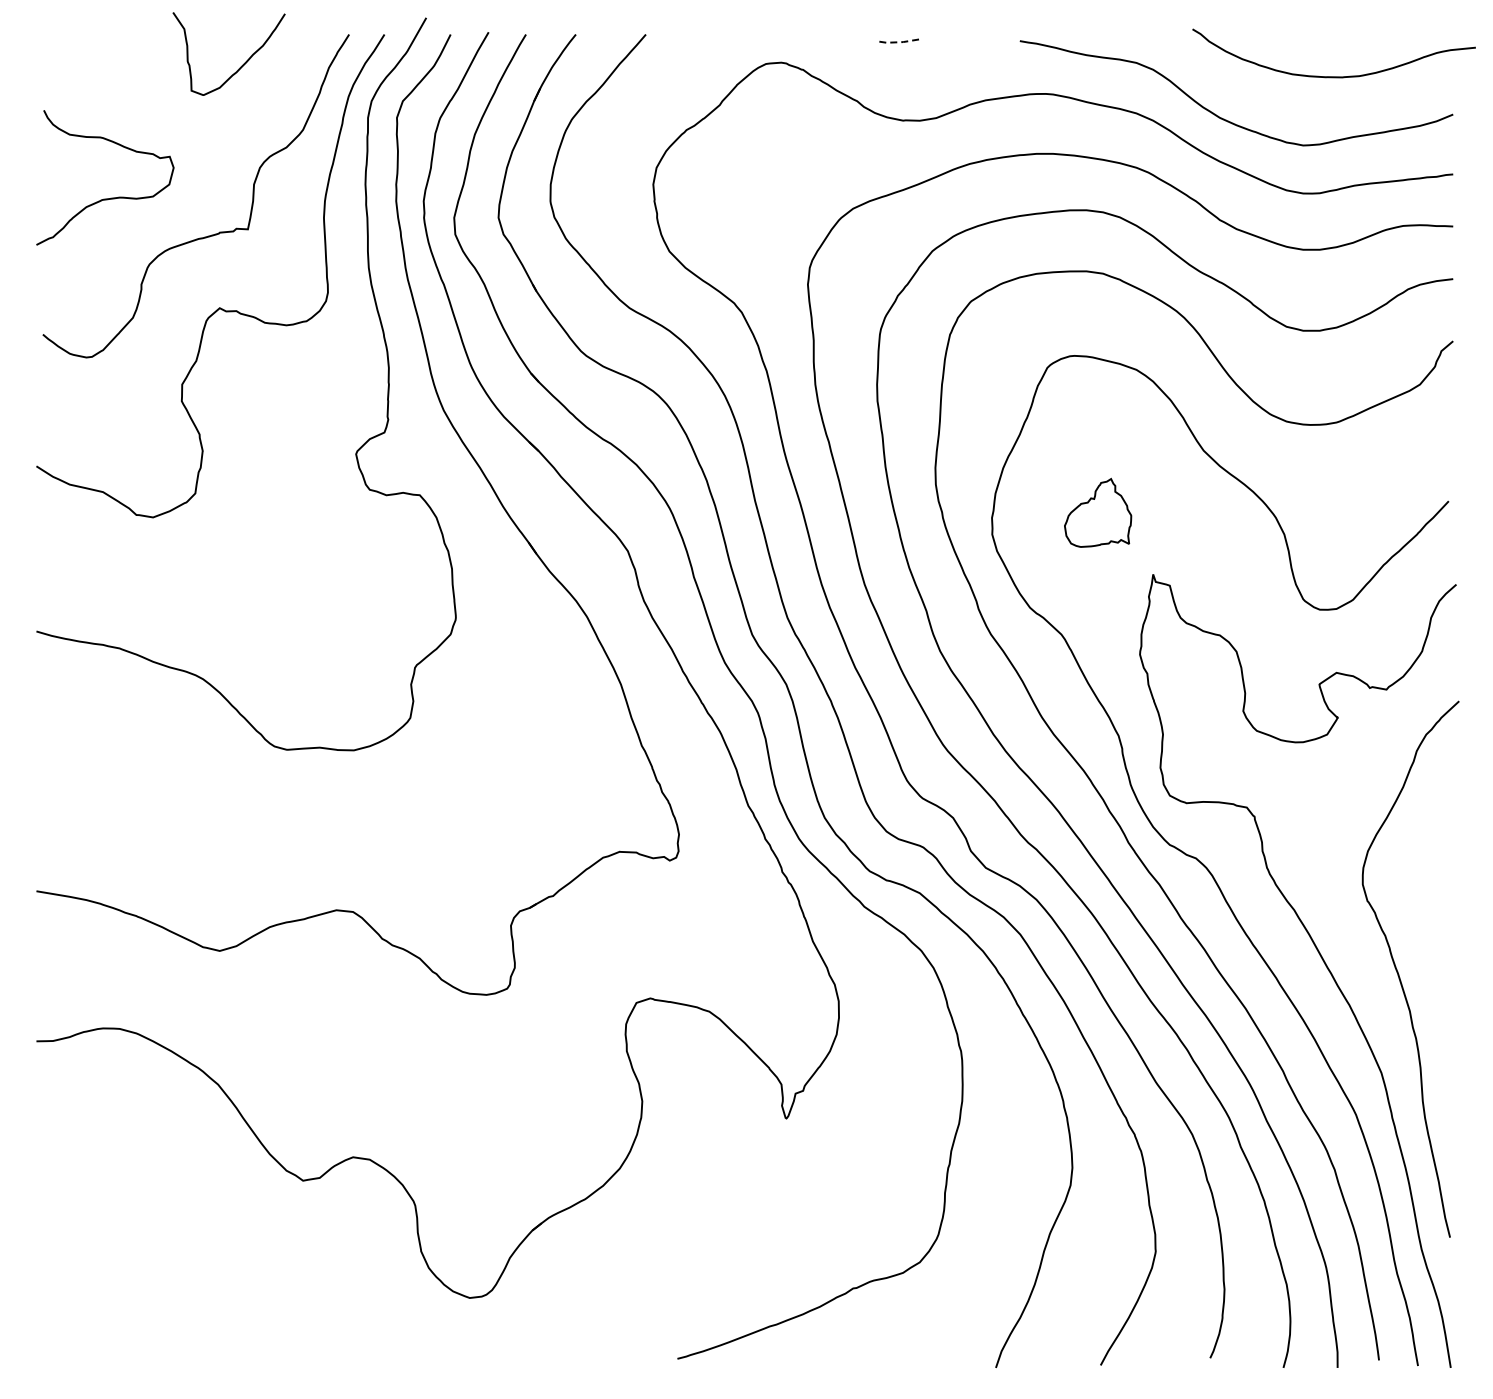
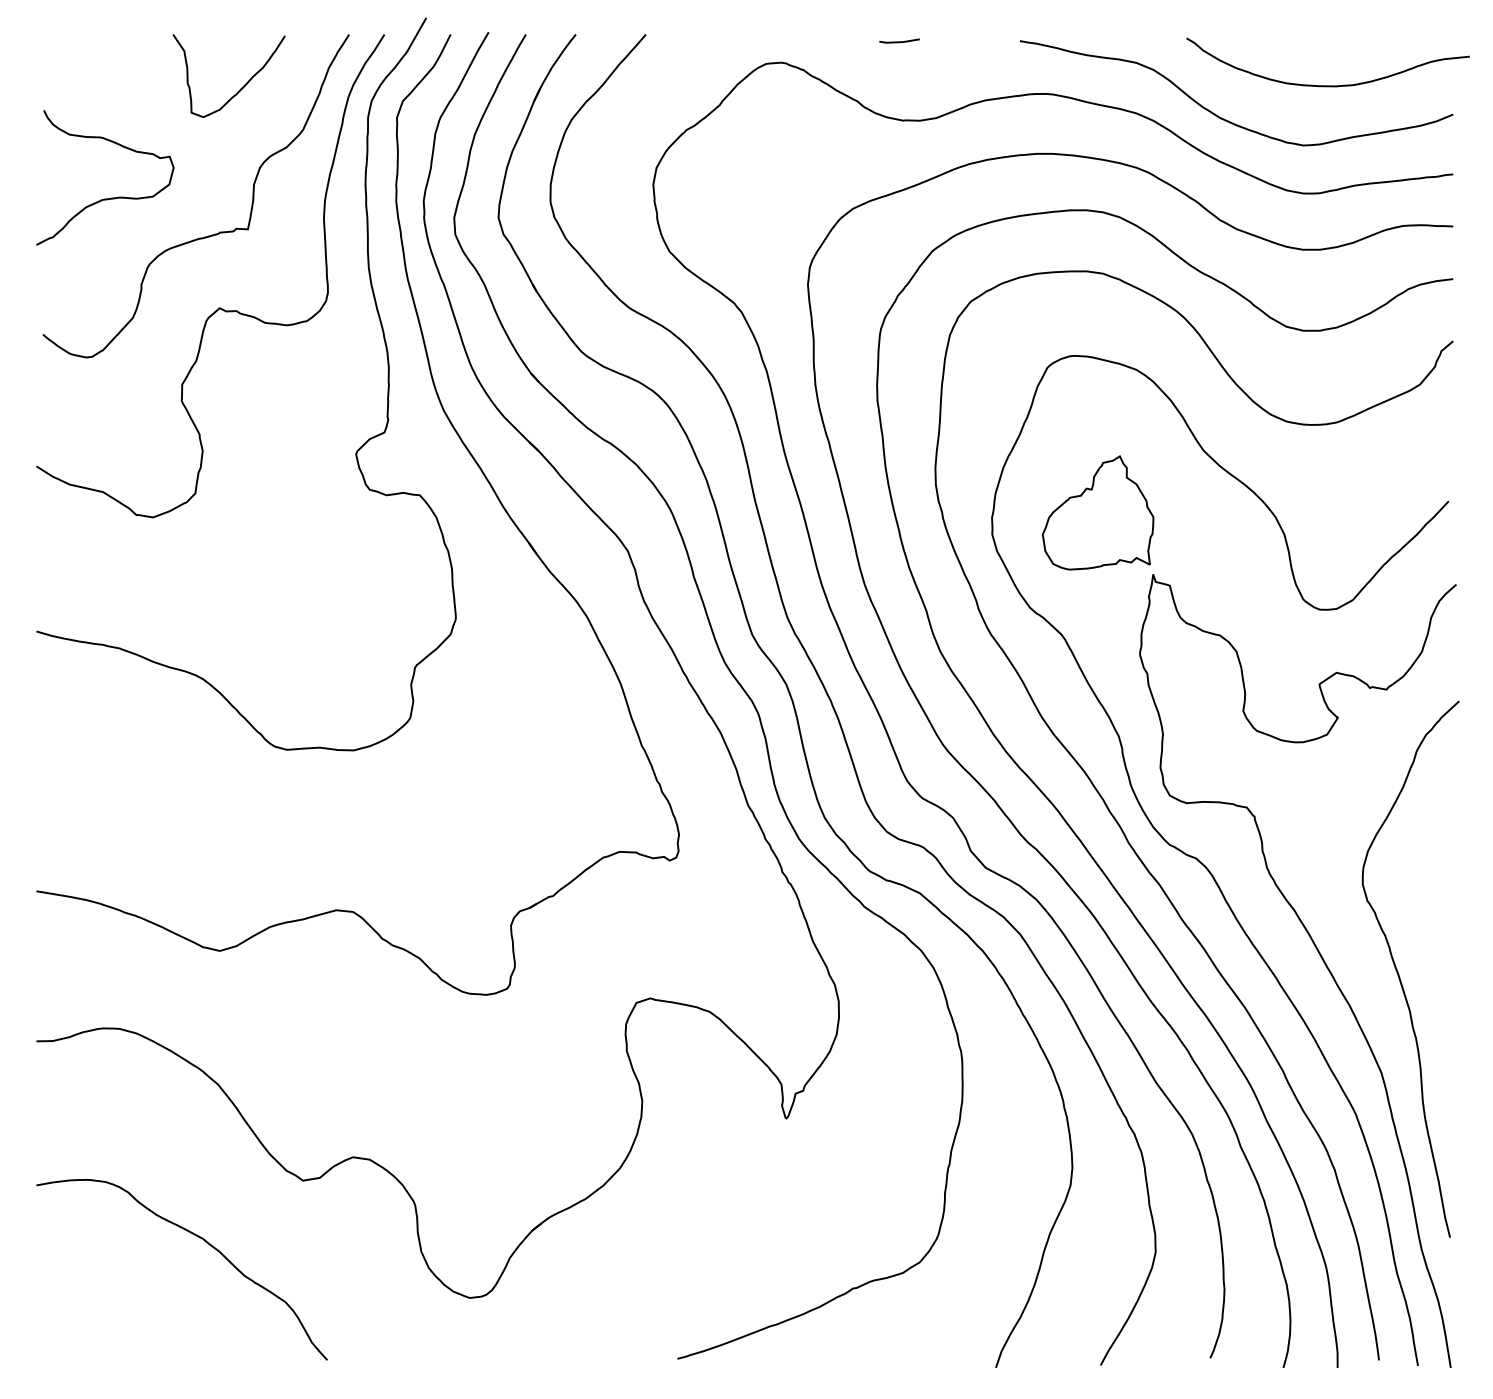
line: dashed -> solid (899, 42)
curve position: (241, 65) -> (241, 87) (241, 87)
curve position: (1333, 76) -> (1327, 85) (1327, 85)
part size: 69x71 px -> 114x116 px (1097, 512)
curve: none -> present (201, 1239)
